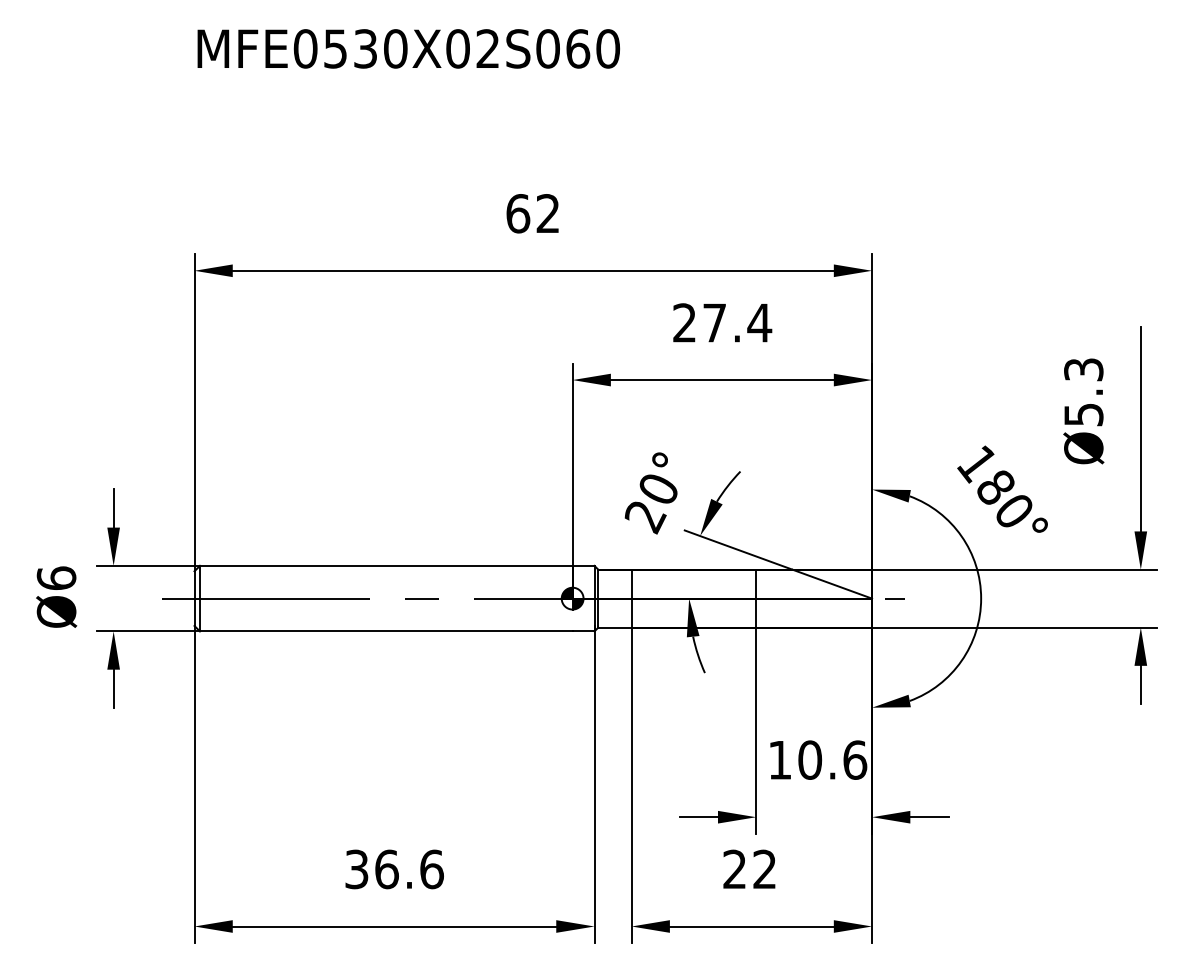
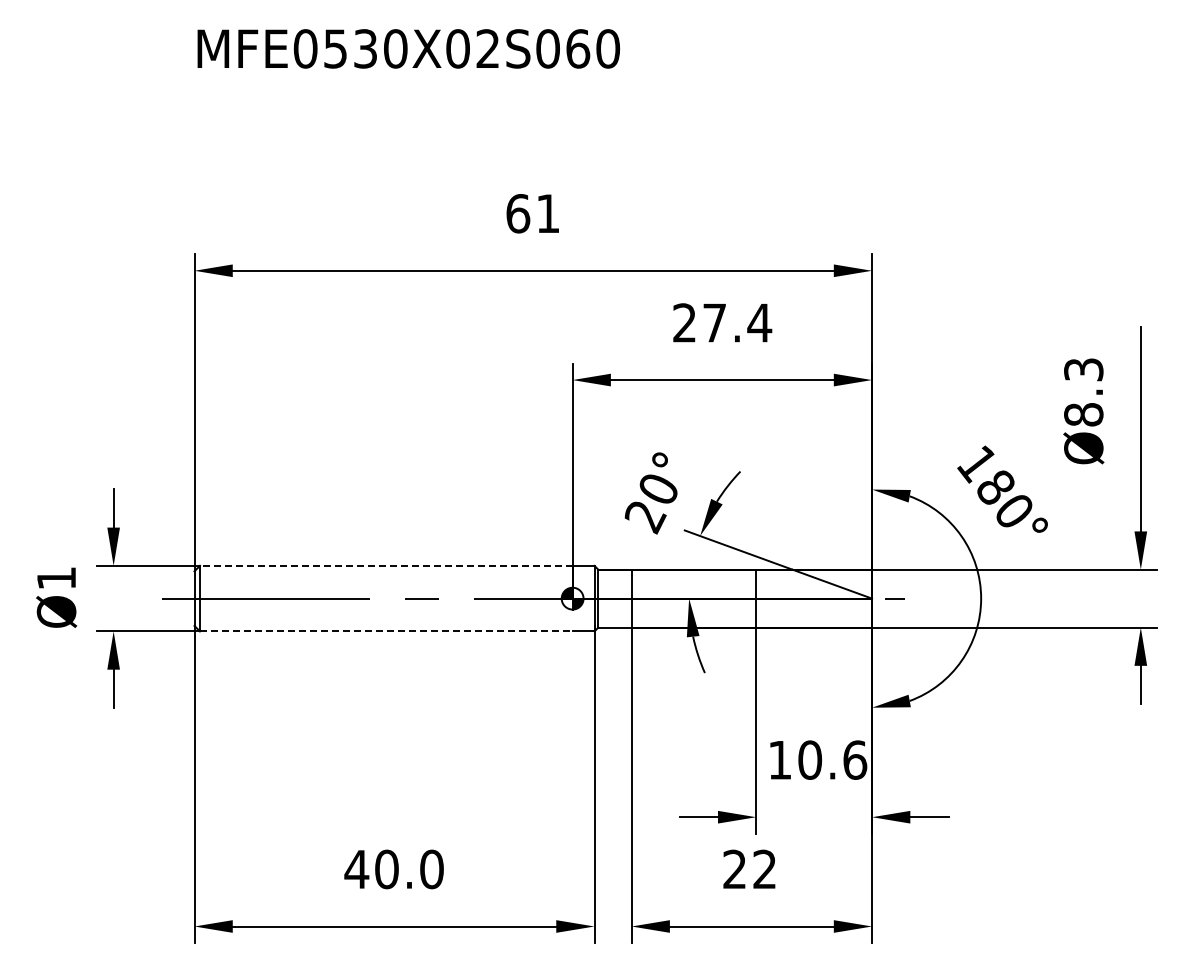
text: 62 -> 61 (547, 213)
text: Ø5.3 -> Ø8.3 (1083, 414)
line: solid -> dashed (385, 565)
text: Ø6 -> Ø1 (56, 577)
line: solid -> dashed (386, 631)
text: 36.6 -> 40.0 (393, 869)
